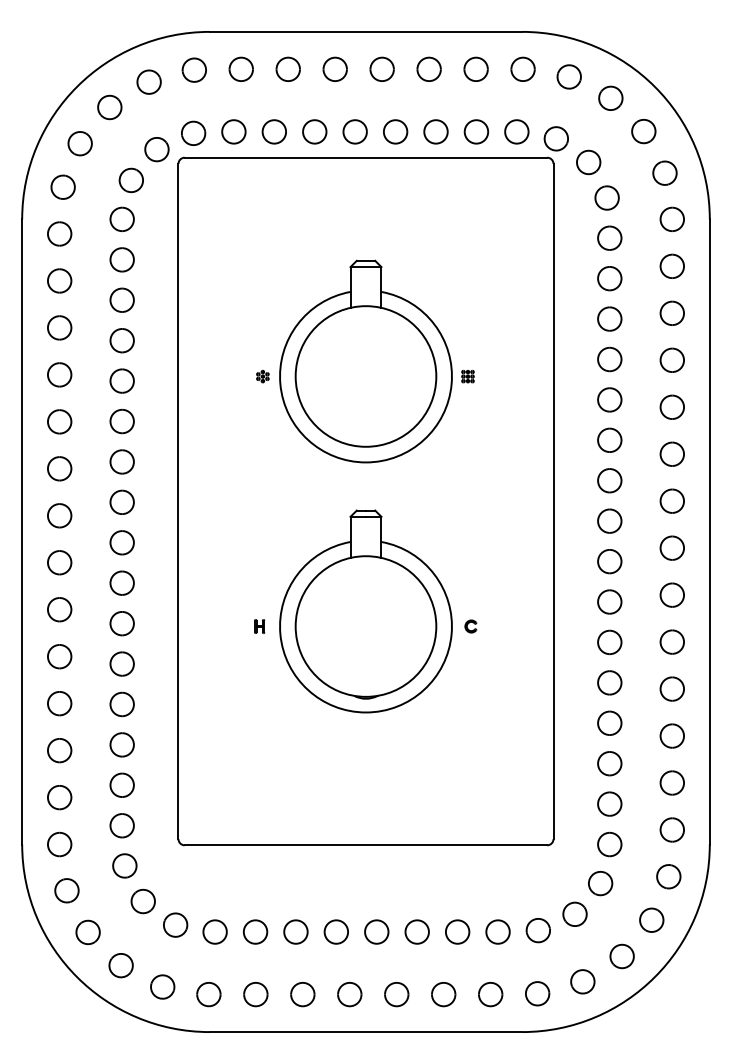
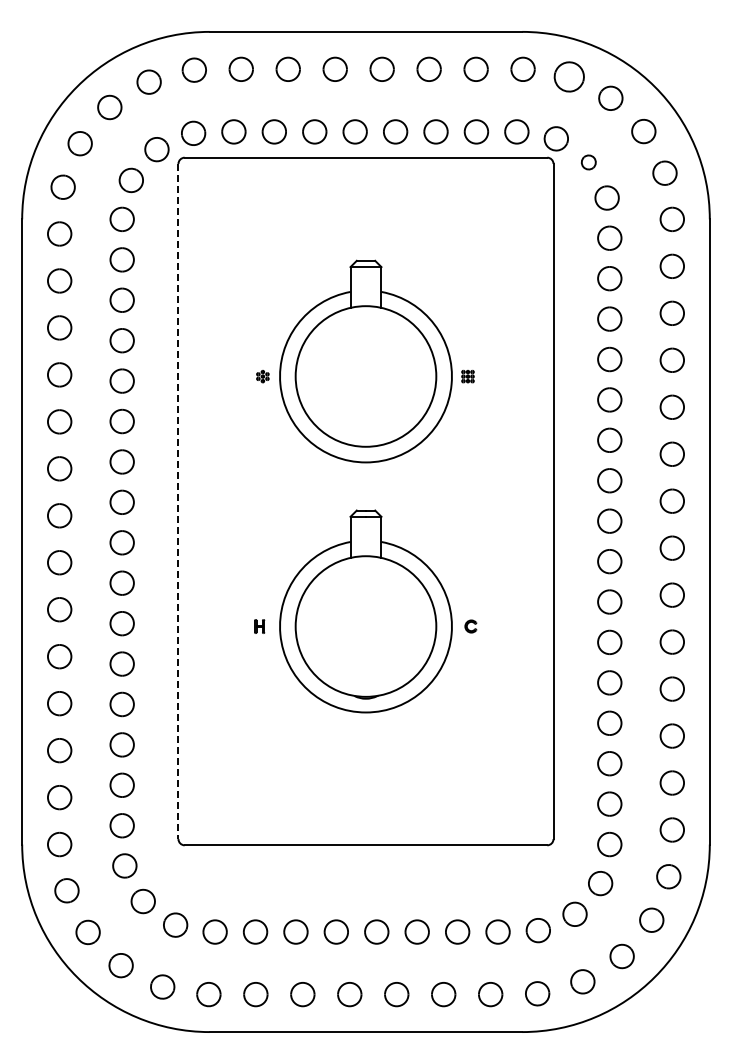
part size: 26x26 px -> 32x32 px (568, 76)
part size: 26x27 px -> 16x17 px (588, 162)
line: solid -> dashed (178, 501)
